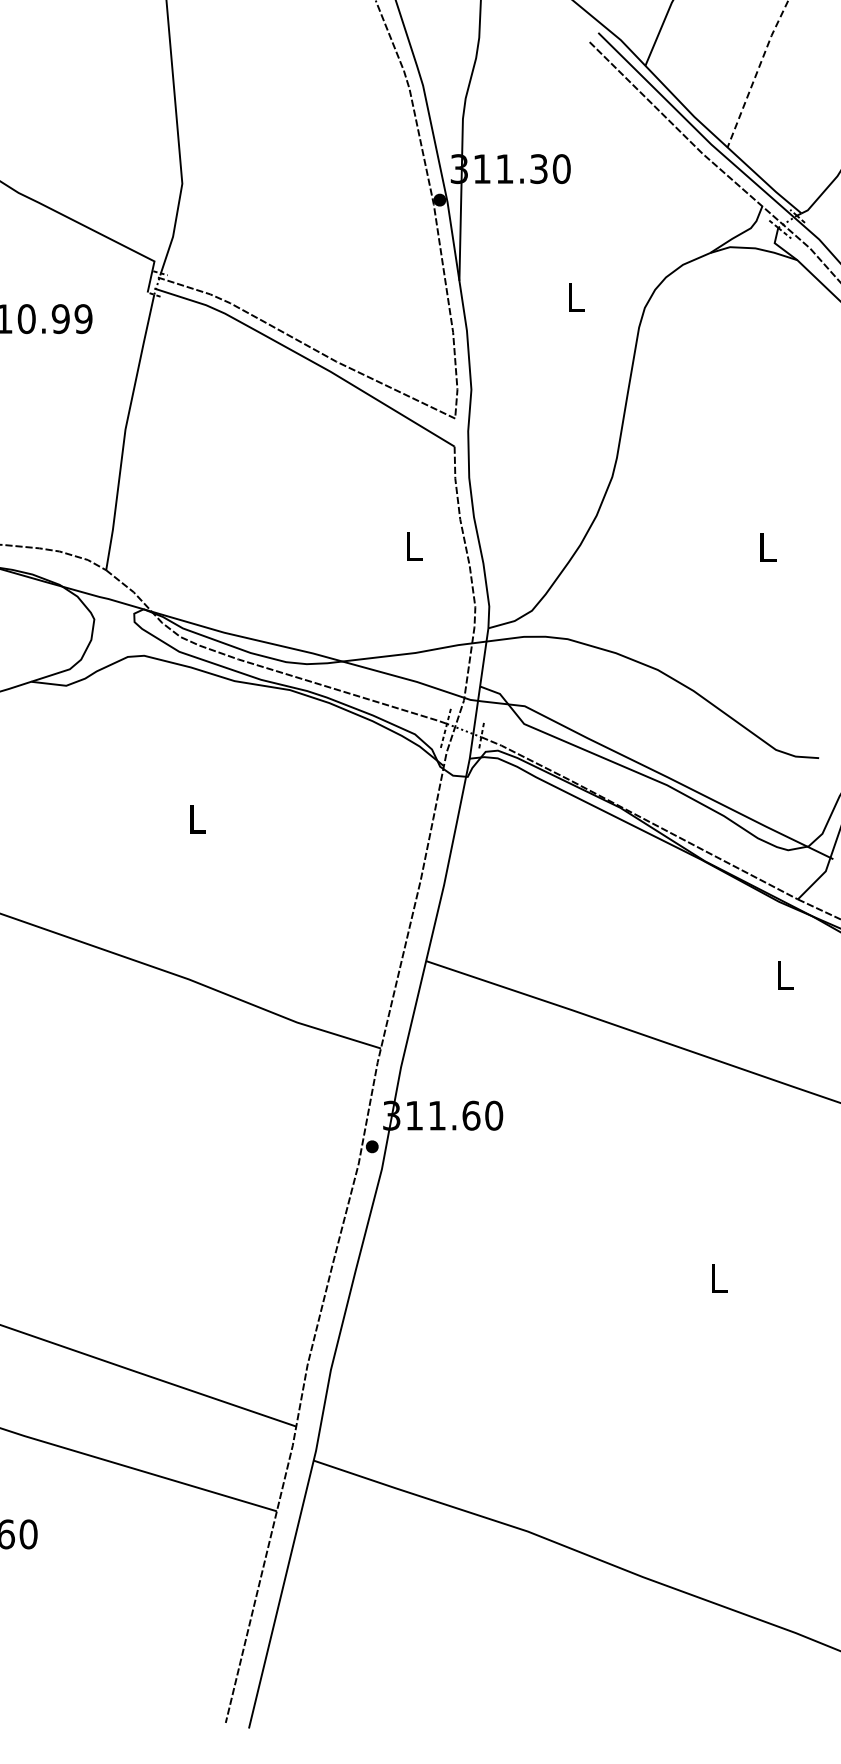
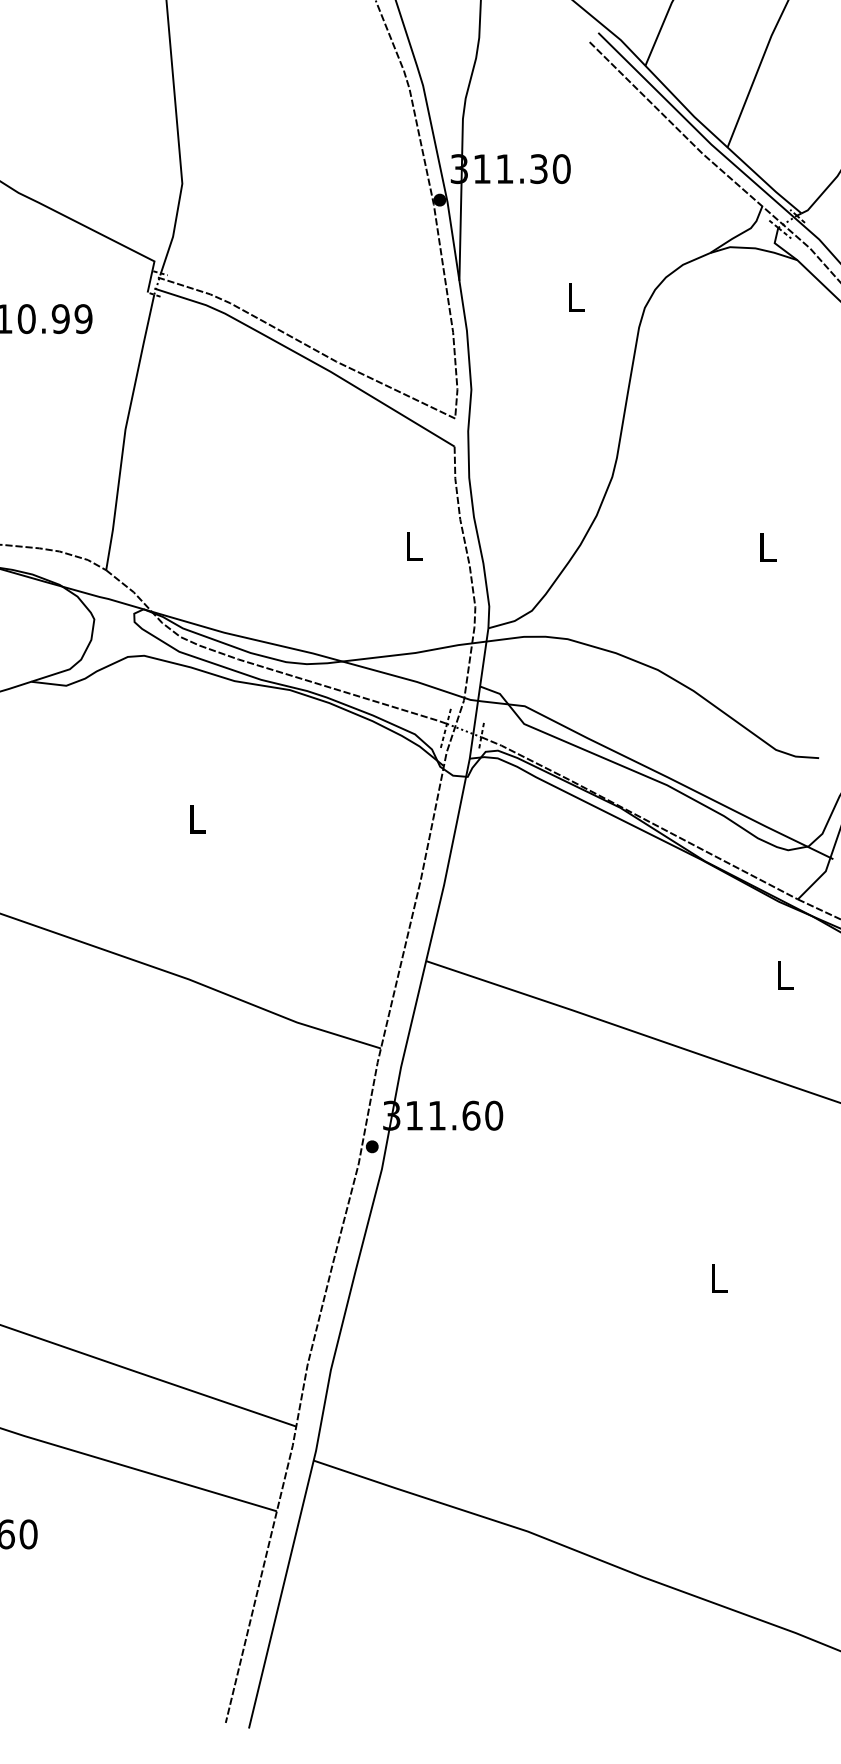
line: dashed -> solid (756, 73)
